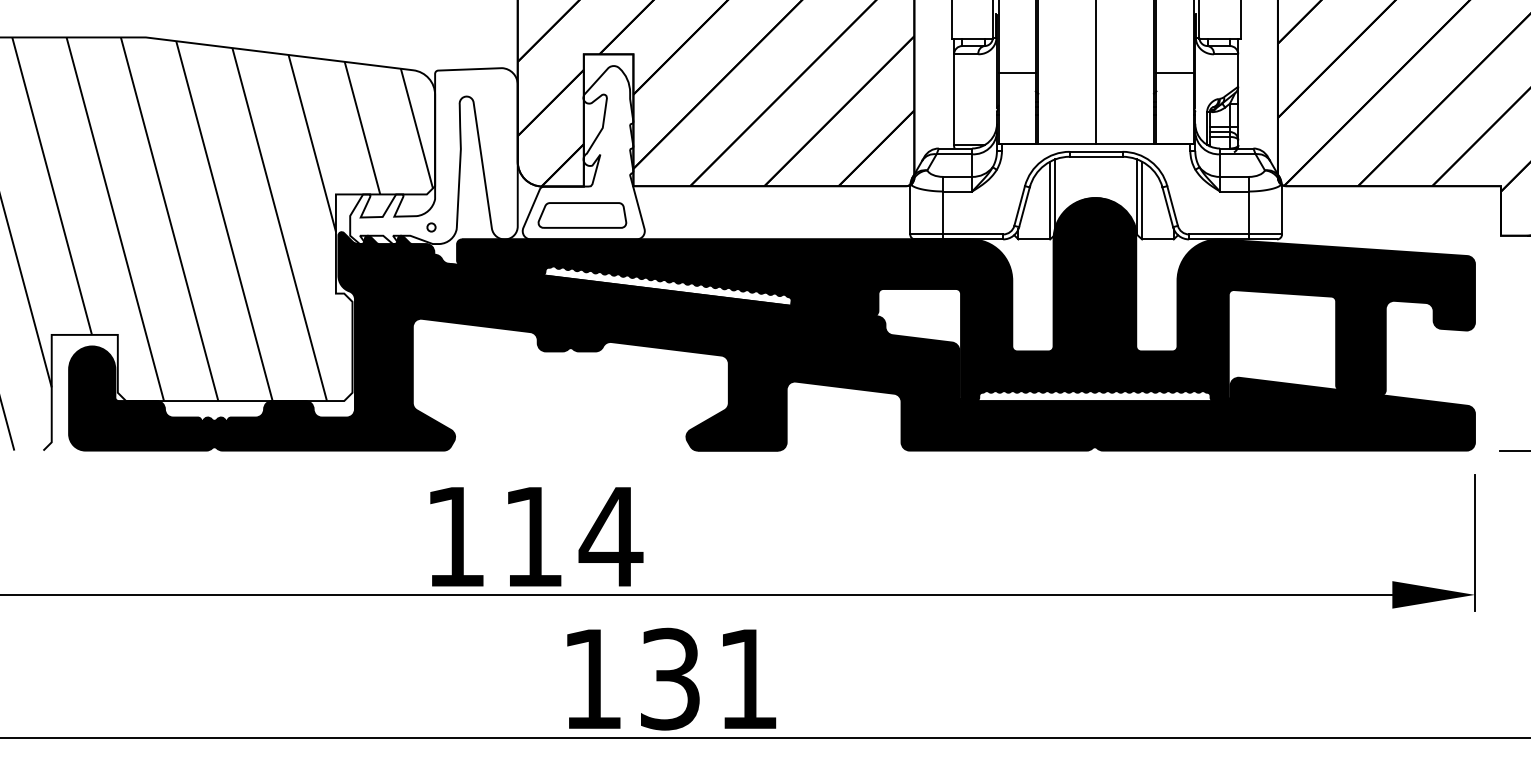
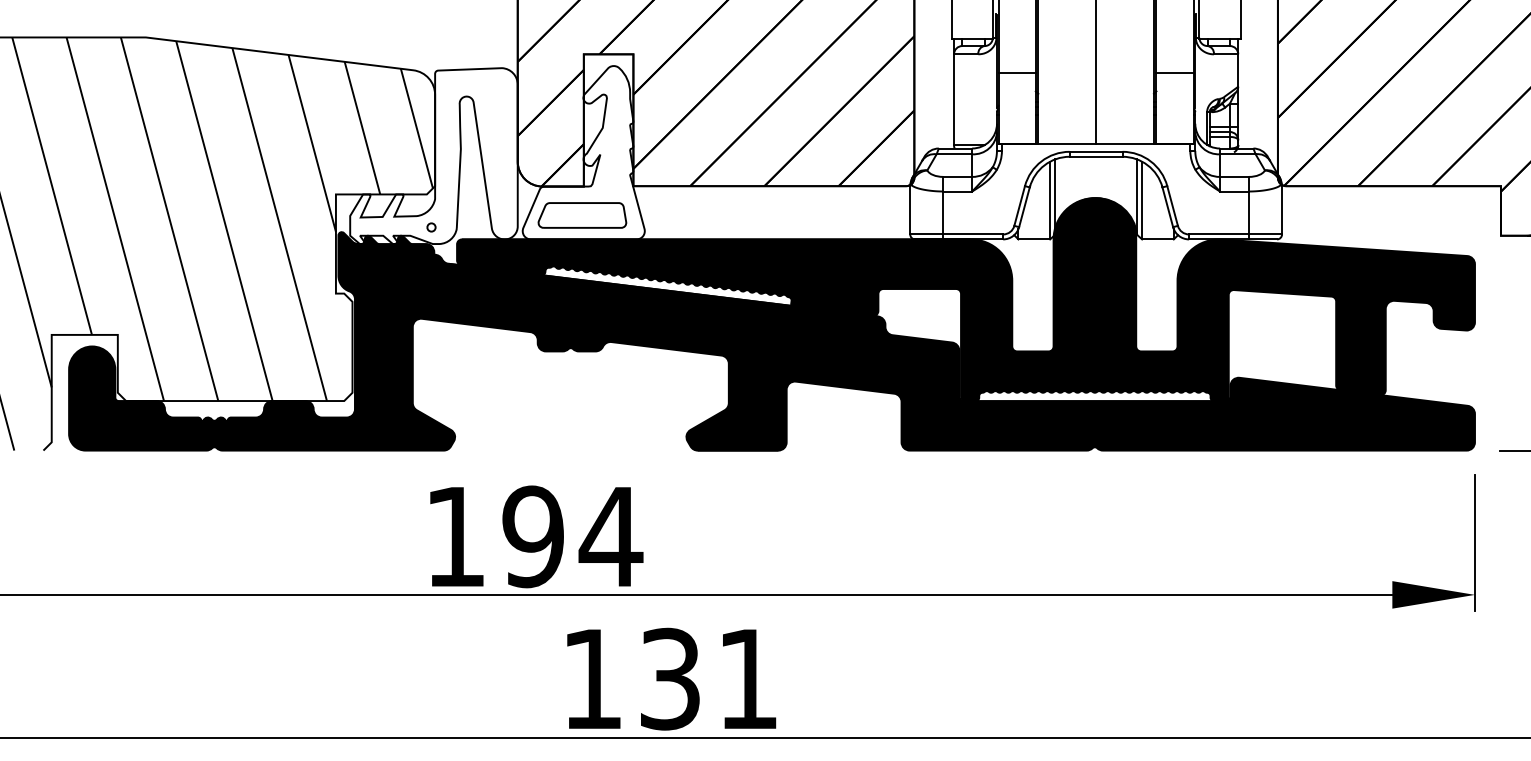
text: 114 -> 194 (532, 536)
